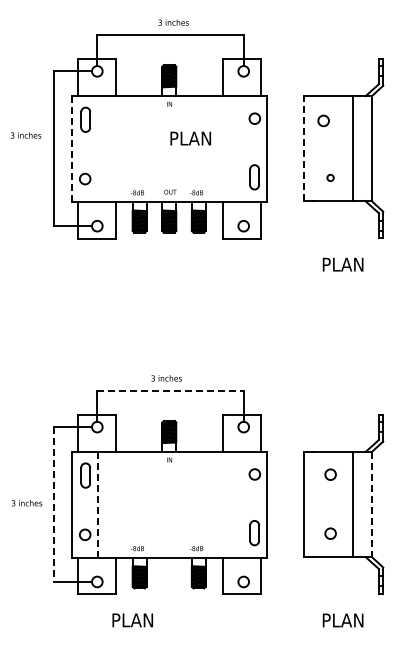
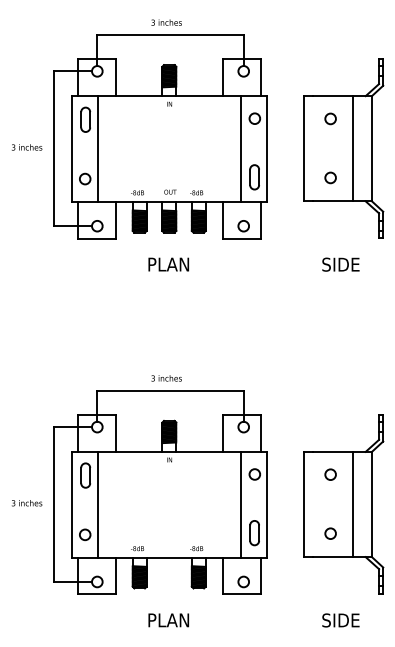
text position: (173, 22) -> (166, 22) (166, 22)
circle position: (323, 120) -> (330, 118) (330, 118)
text position: (26, 135) -> (27, 147) (27, 147)
text position: (190, 138) -> (168, 264) (168, 264)
line: dashed -> solid (71, 148)
line: none -> present (97, 148)
line: none -> present (240, 148)
line: dashed -> solid (303, 148)
circle size: 9x9 px -> 13x14 px (330, 177)
text: PLAN -> SIDE (342, 264)
line: dashed -> solid (171, 390)
line: none -> present (240, 504)
line: dashed -> solid (371, 504)
line: dashed -> solid (53, 505)
line: dashed -> solid (97, 505)
text position: (132, 620) -> (168, 620) (168, 620)
text: PLAN -> SIDE (342, 620)
